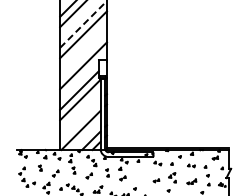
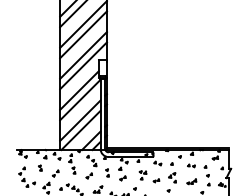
line: dashed -> solid (83, 24)
line: none -> present (83, 55)
line: none -> present (80, 120)
part: none -> present (142, 175)
